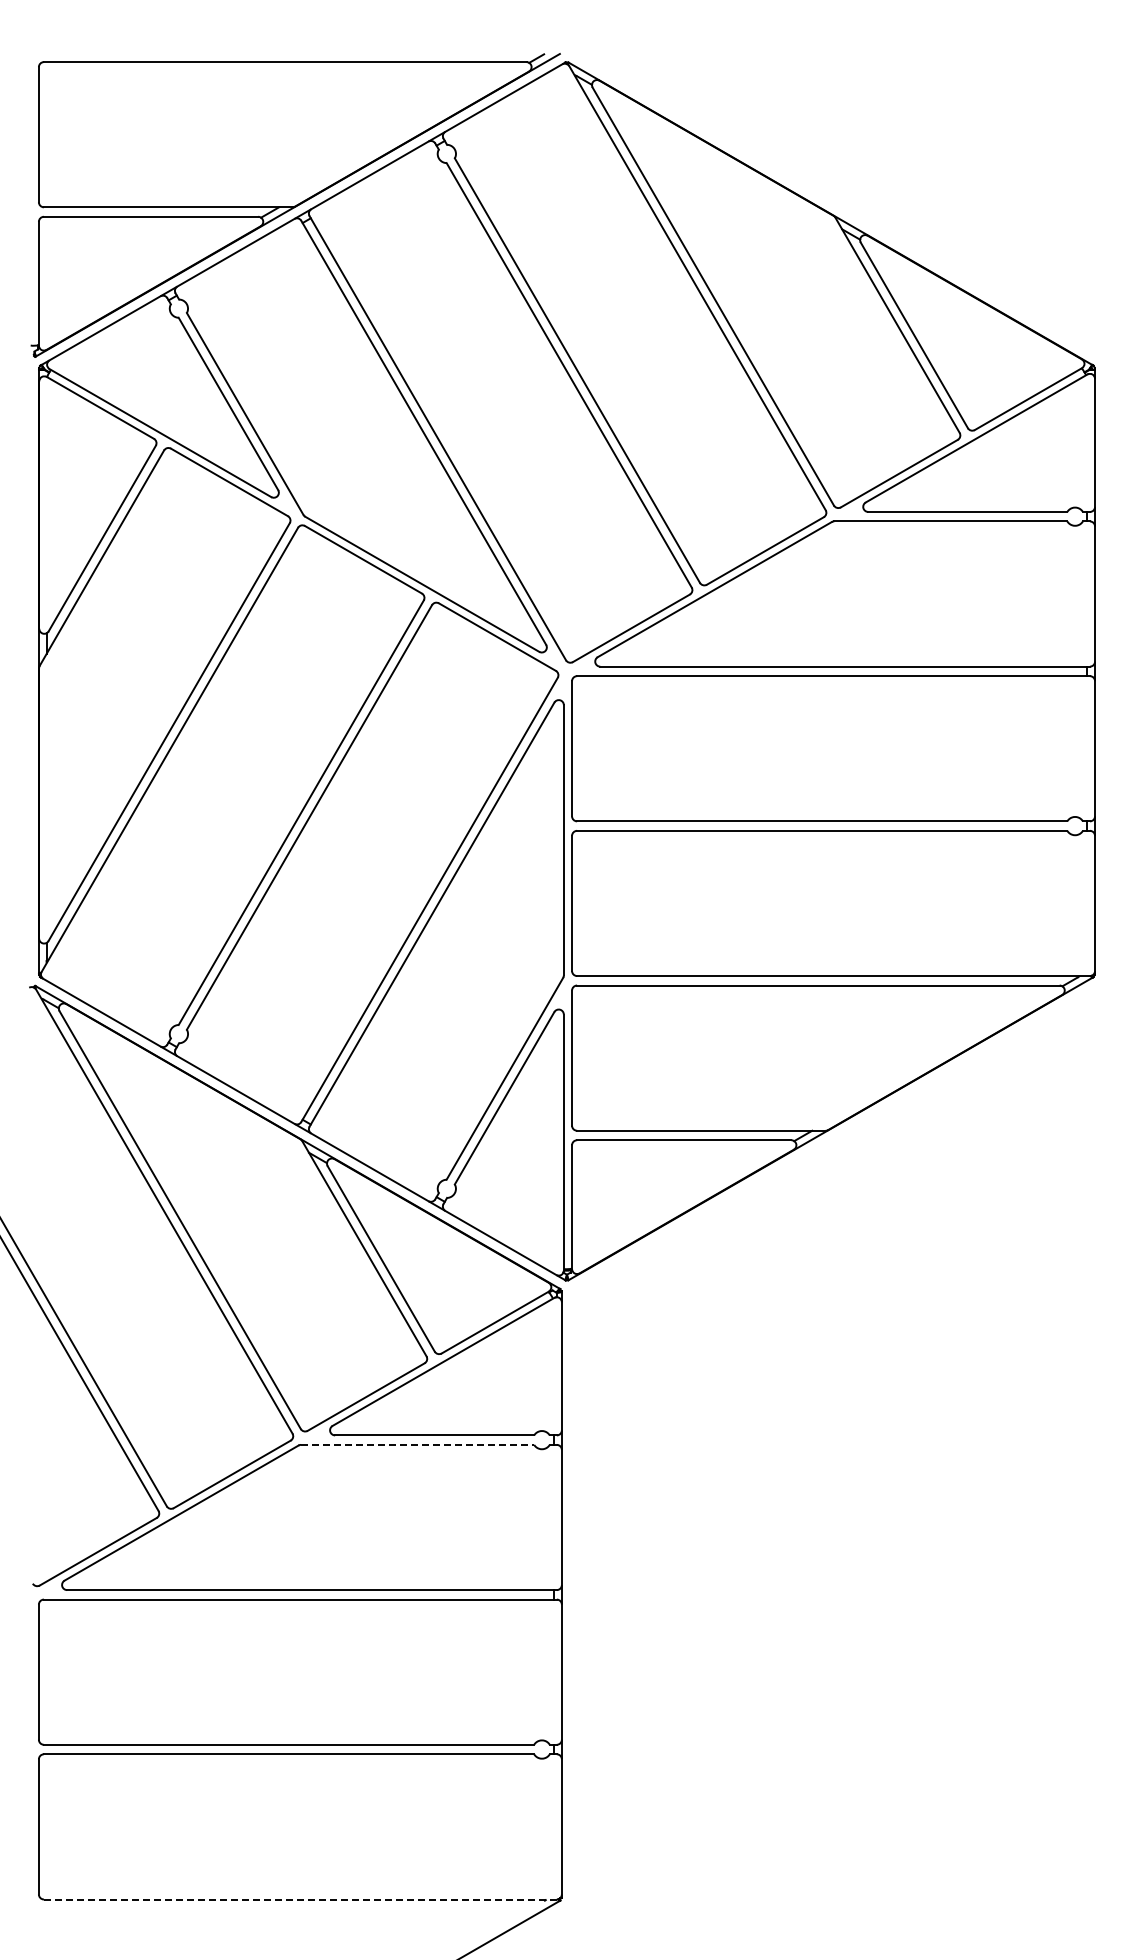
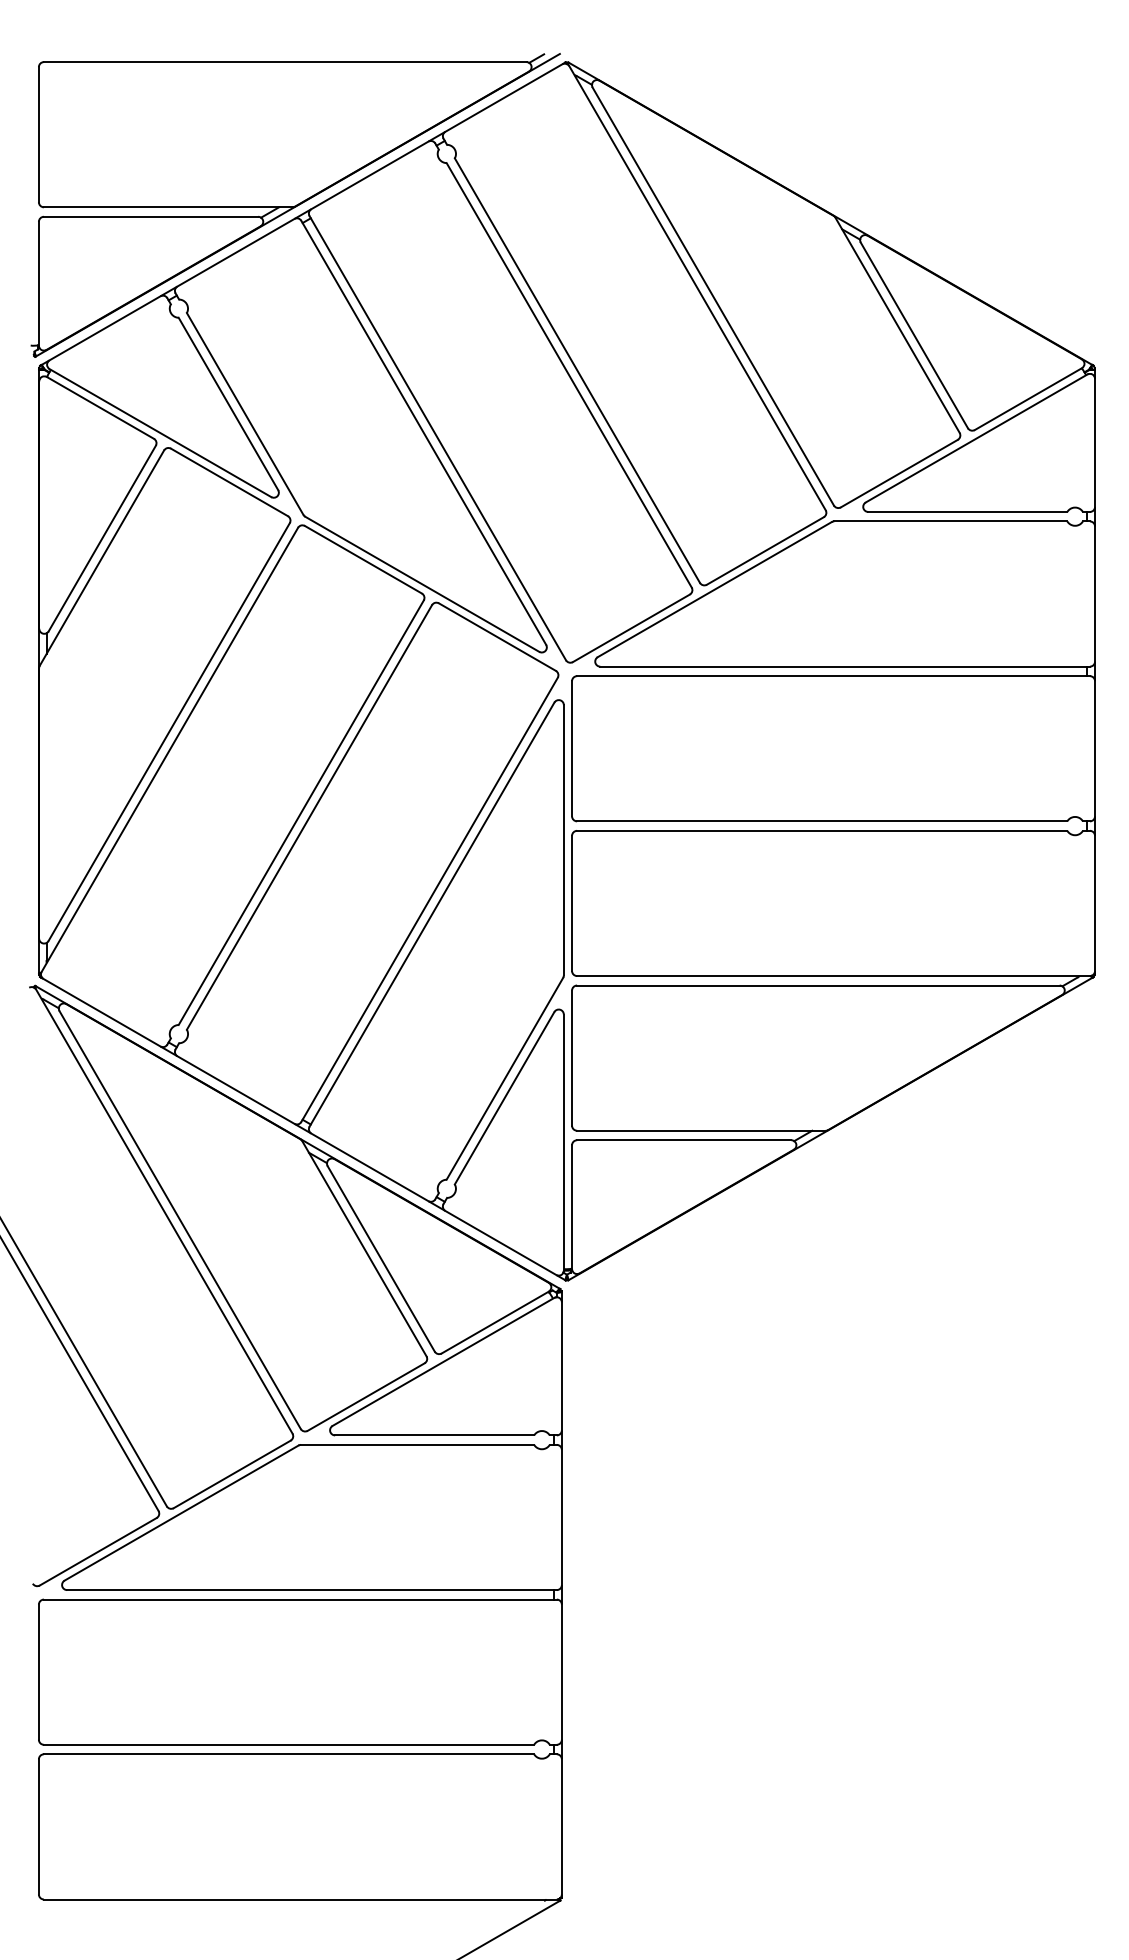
line: dashed -> solid (417, 1444)
line: dashed -> solid (299, 1899)
